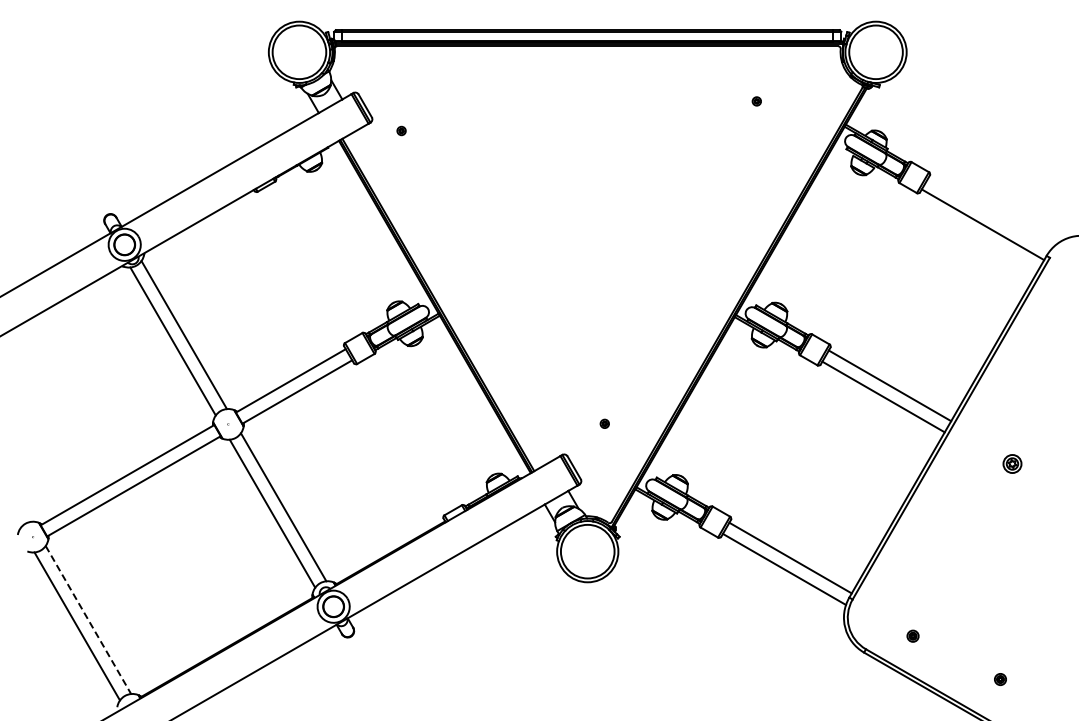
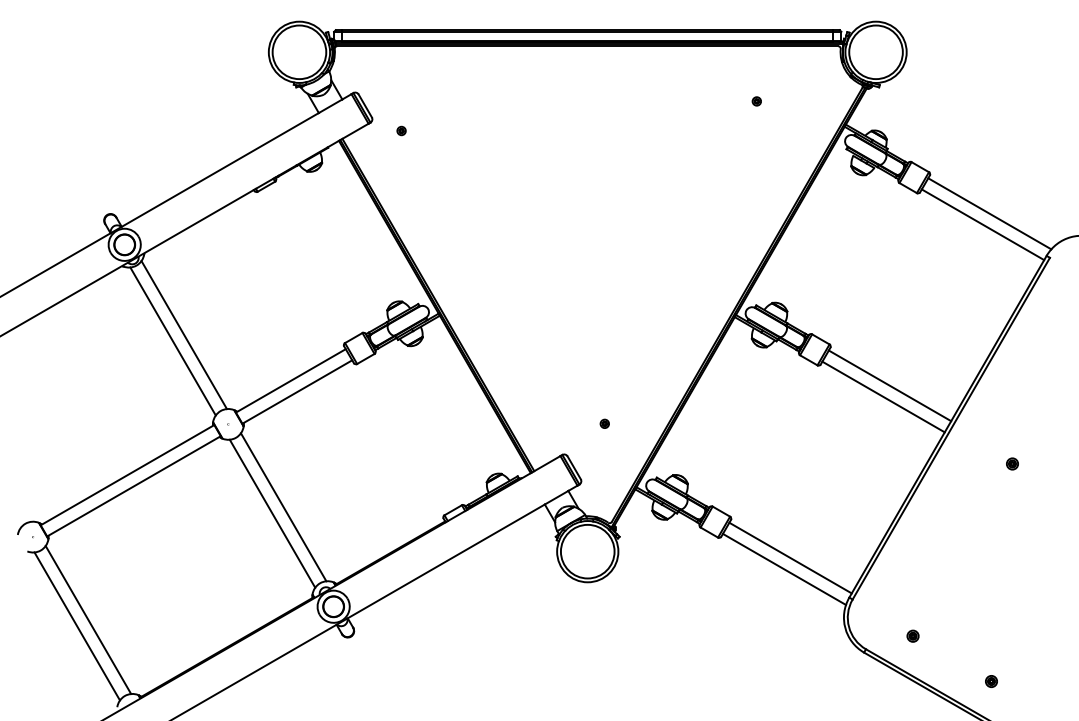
line: none -> present (989, 213)
part size: 21x20 px -> 13x14 px (1012, 463)
line: dashed -> solid (88, 620)
part position: (1000, 679) -> (991, 681) (991, 681)
